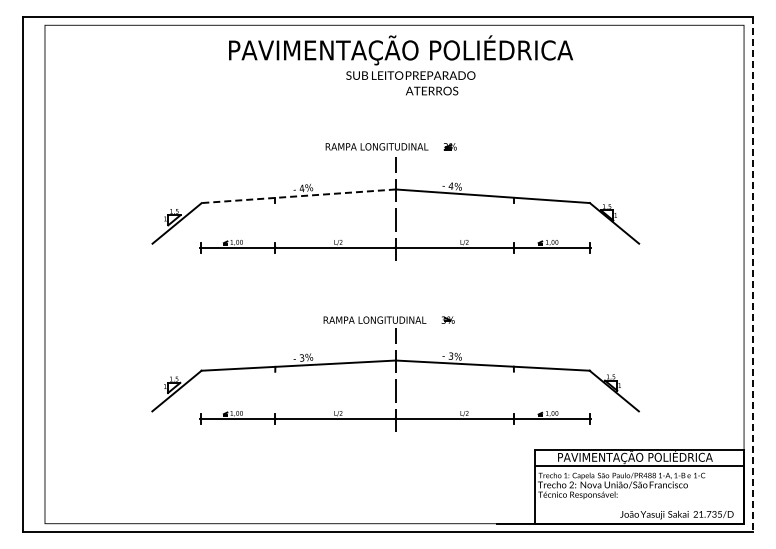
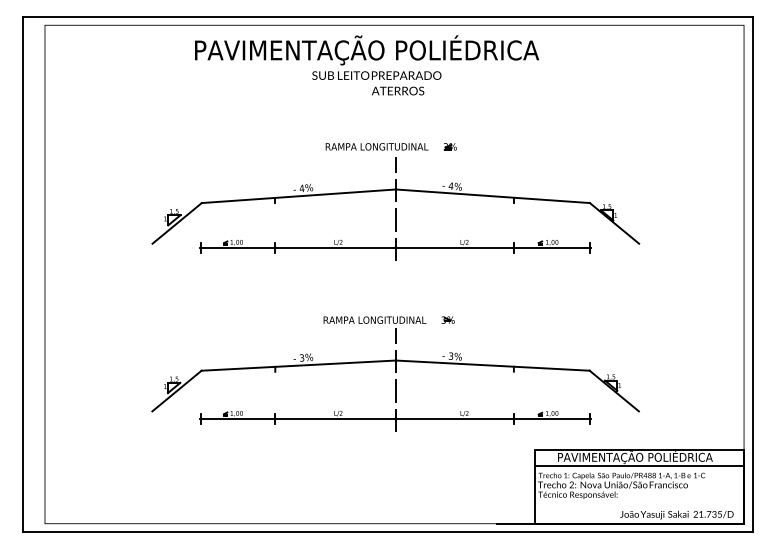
text position: (400, 65) -> (366, 65) (366, 65)
line: dashed -> solid (298, 196)
line: dashed -> solid (752, 274)
